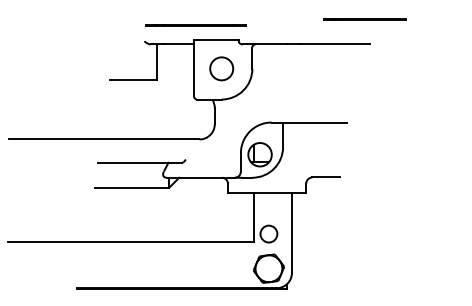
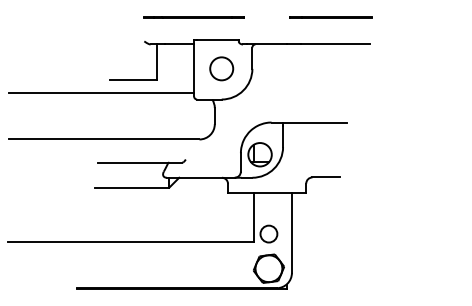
line position: (364, 19) -> (330, 17) (330, 17)
line position: (195, 25) -> (193, 17) (193, 17)
line: none -> present (101, 92)
